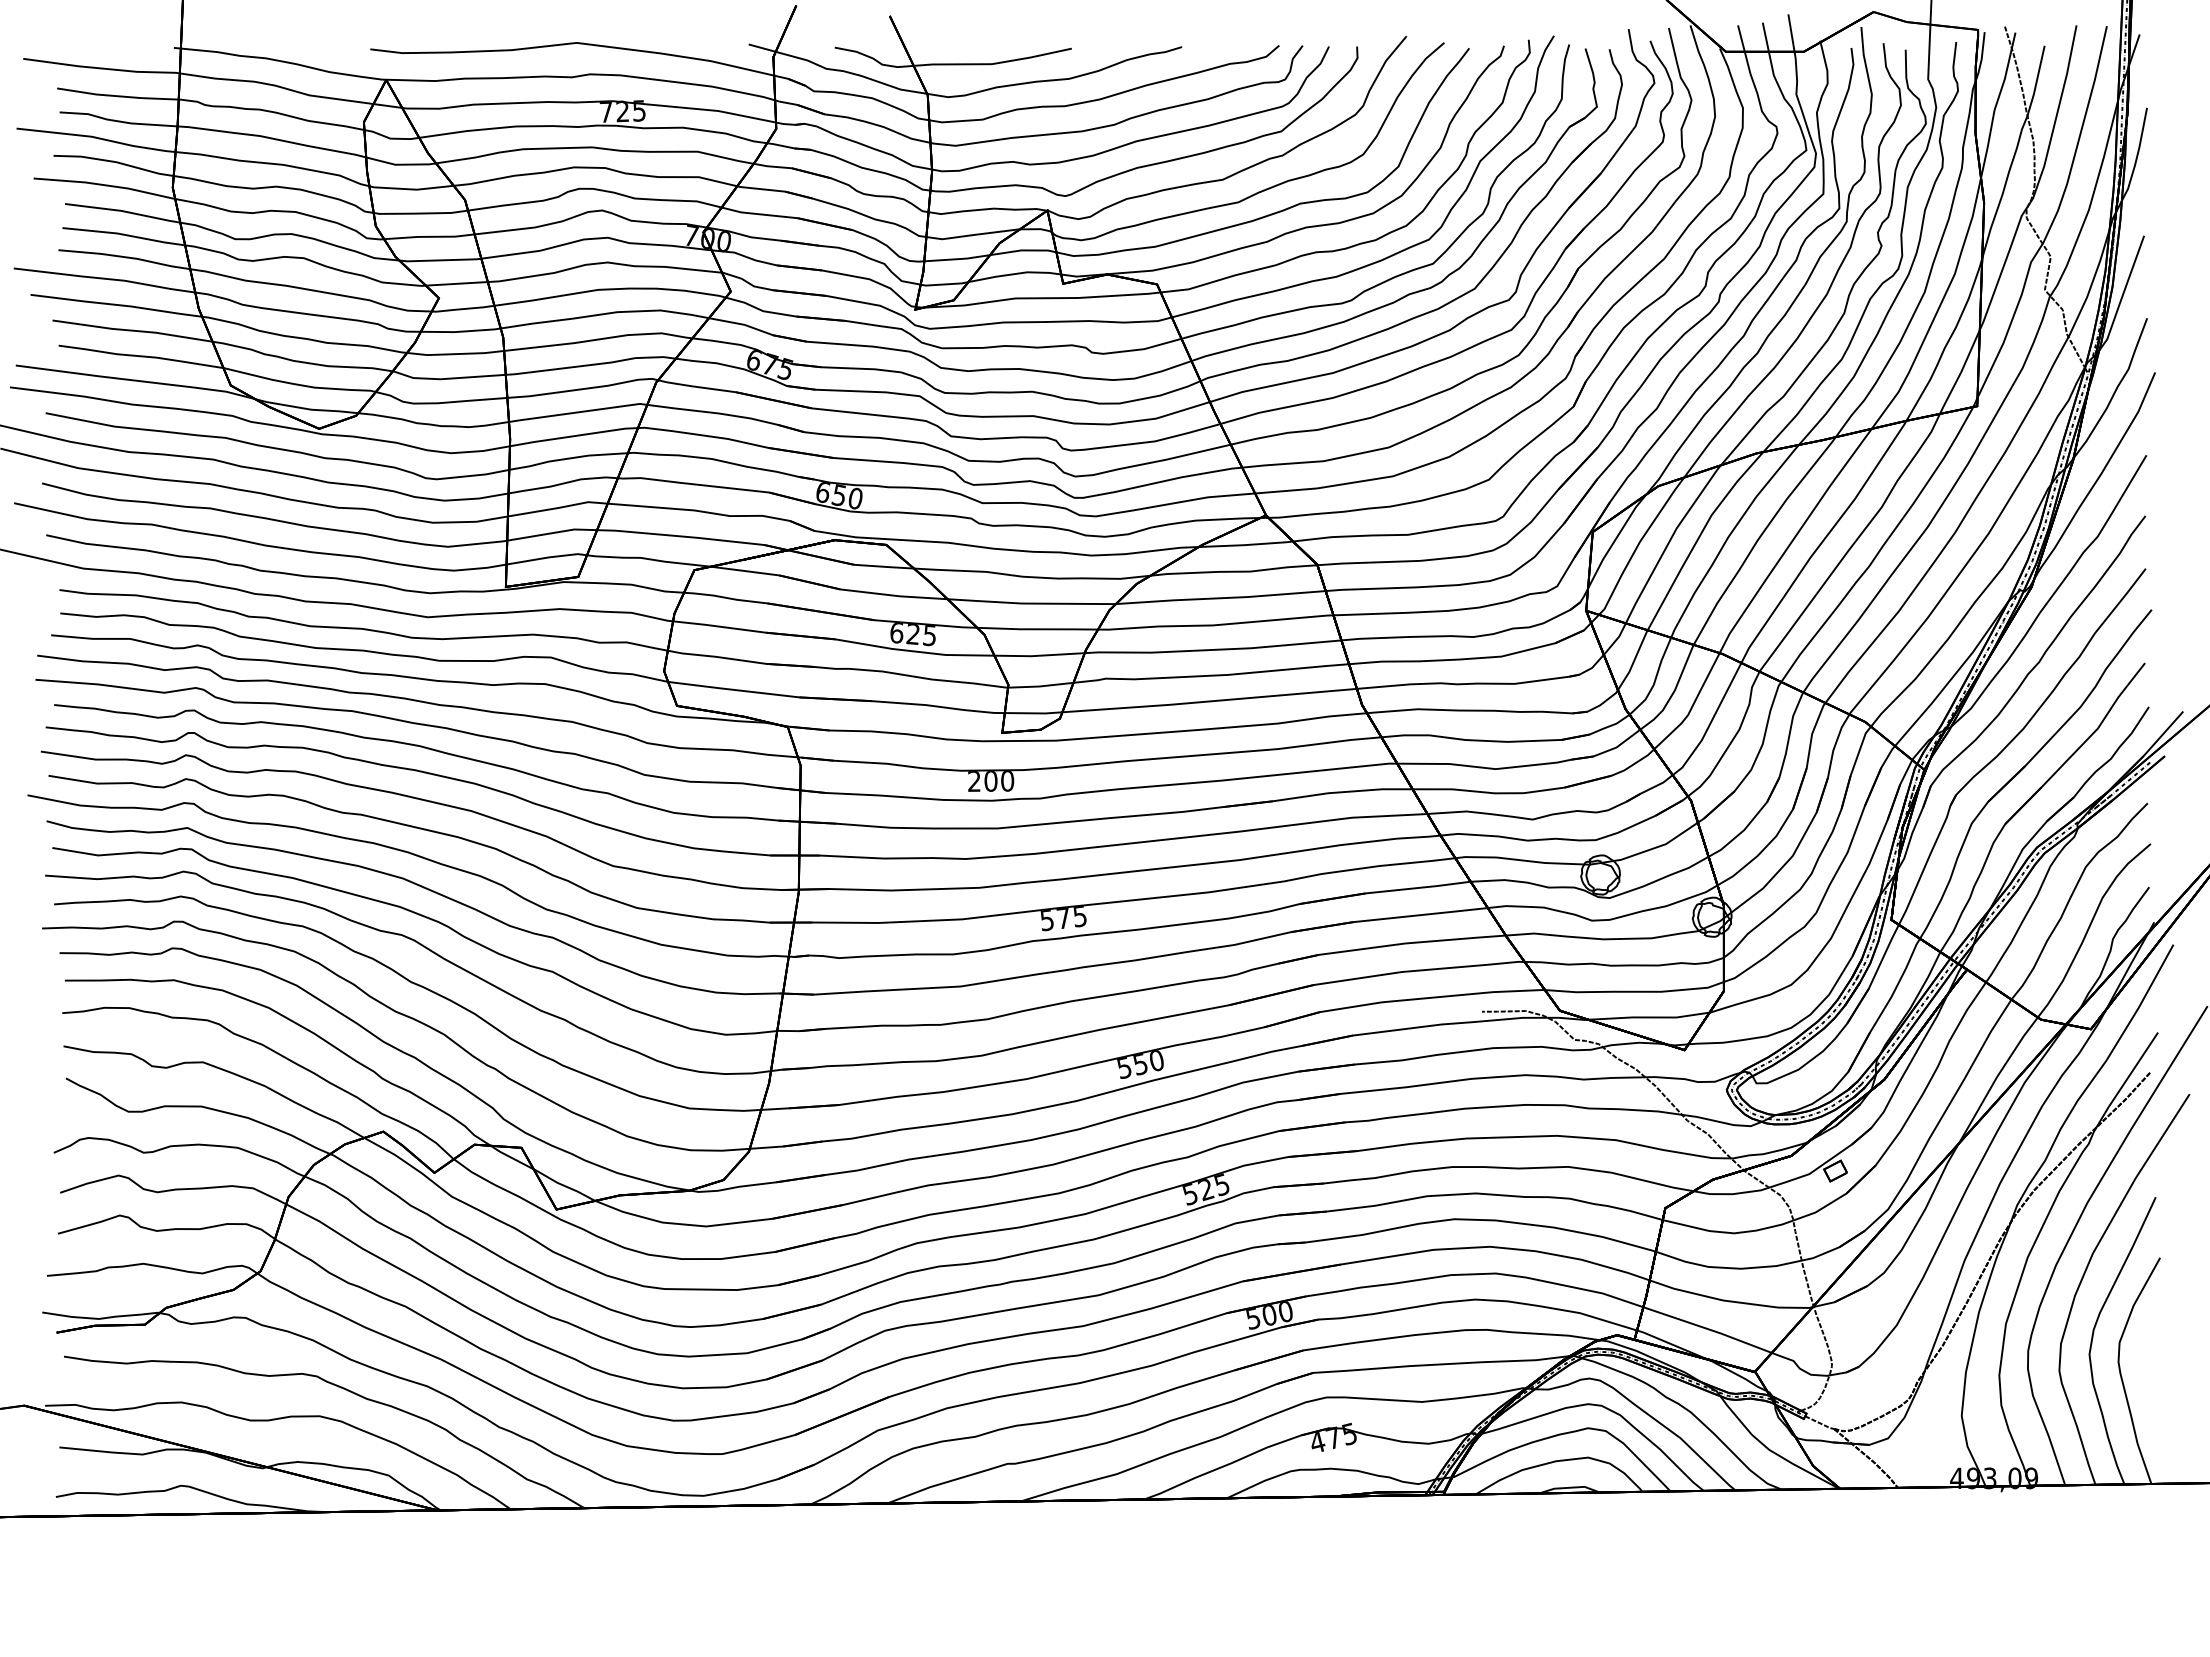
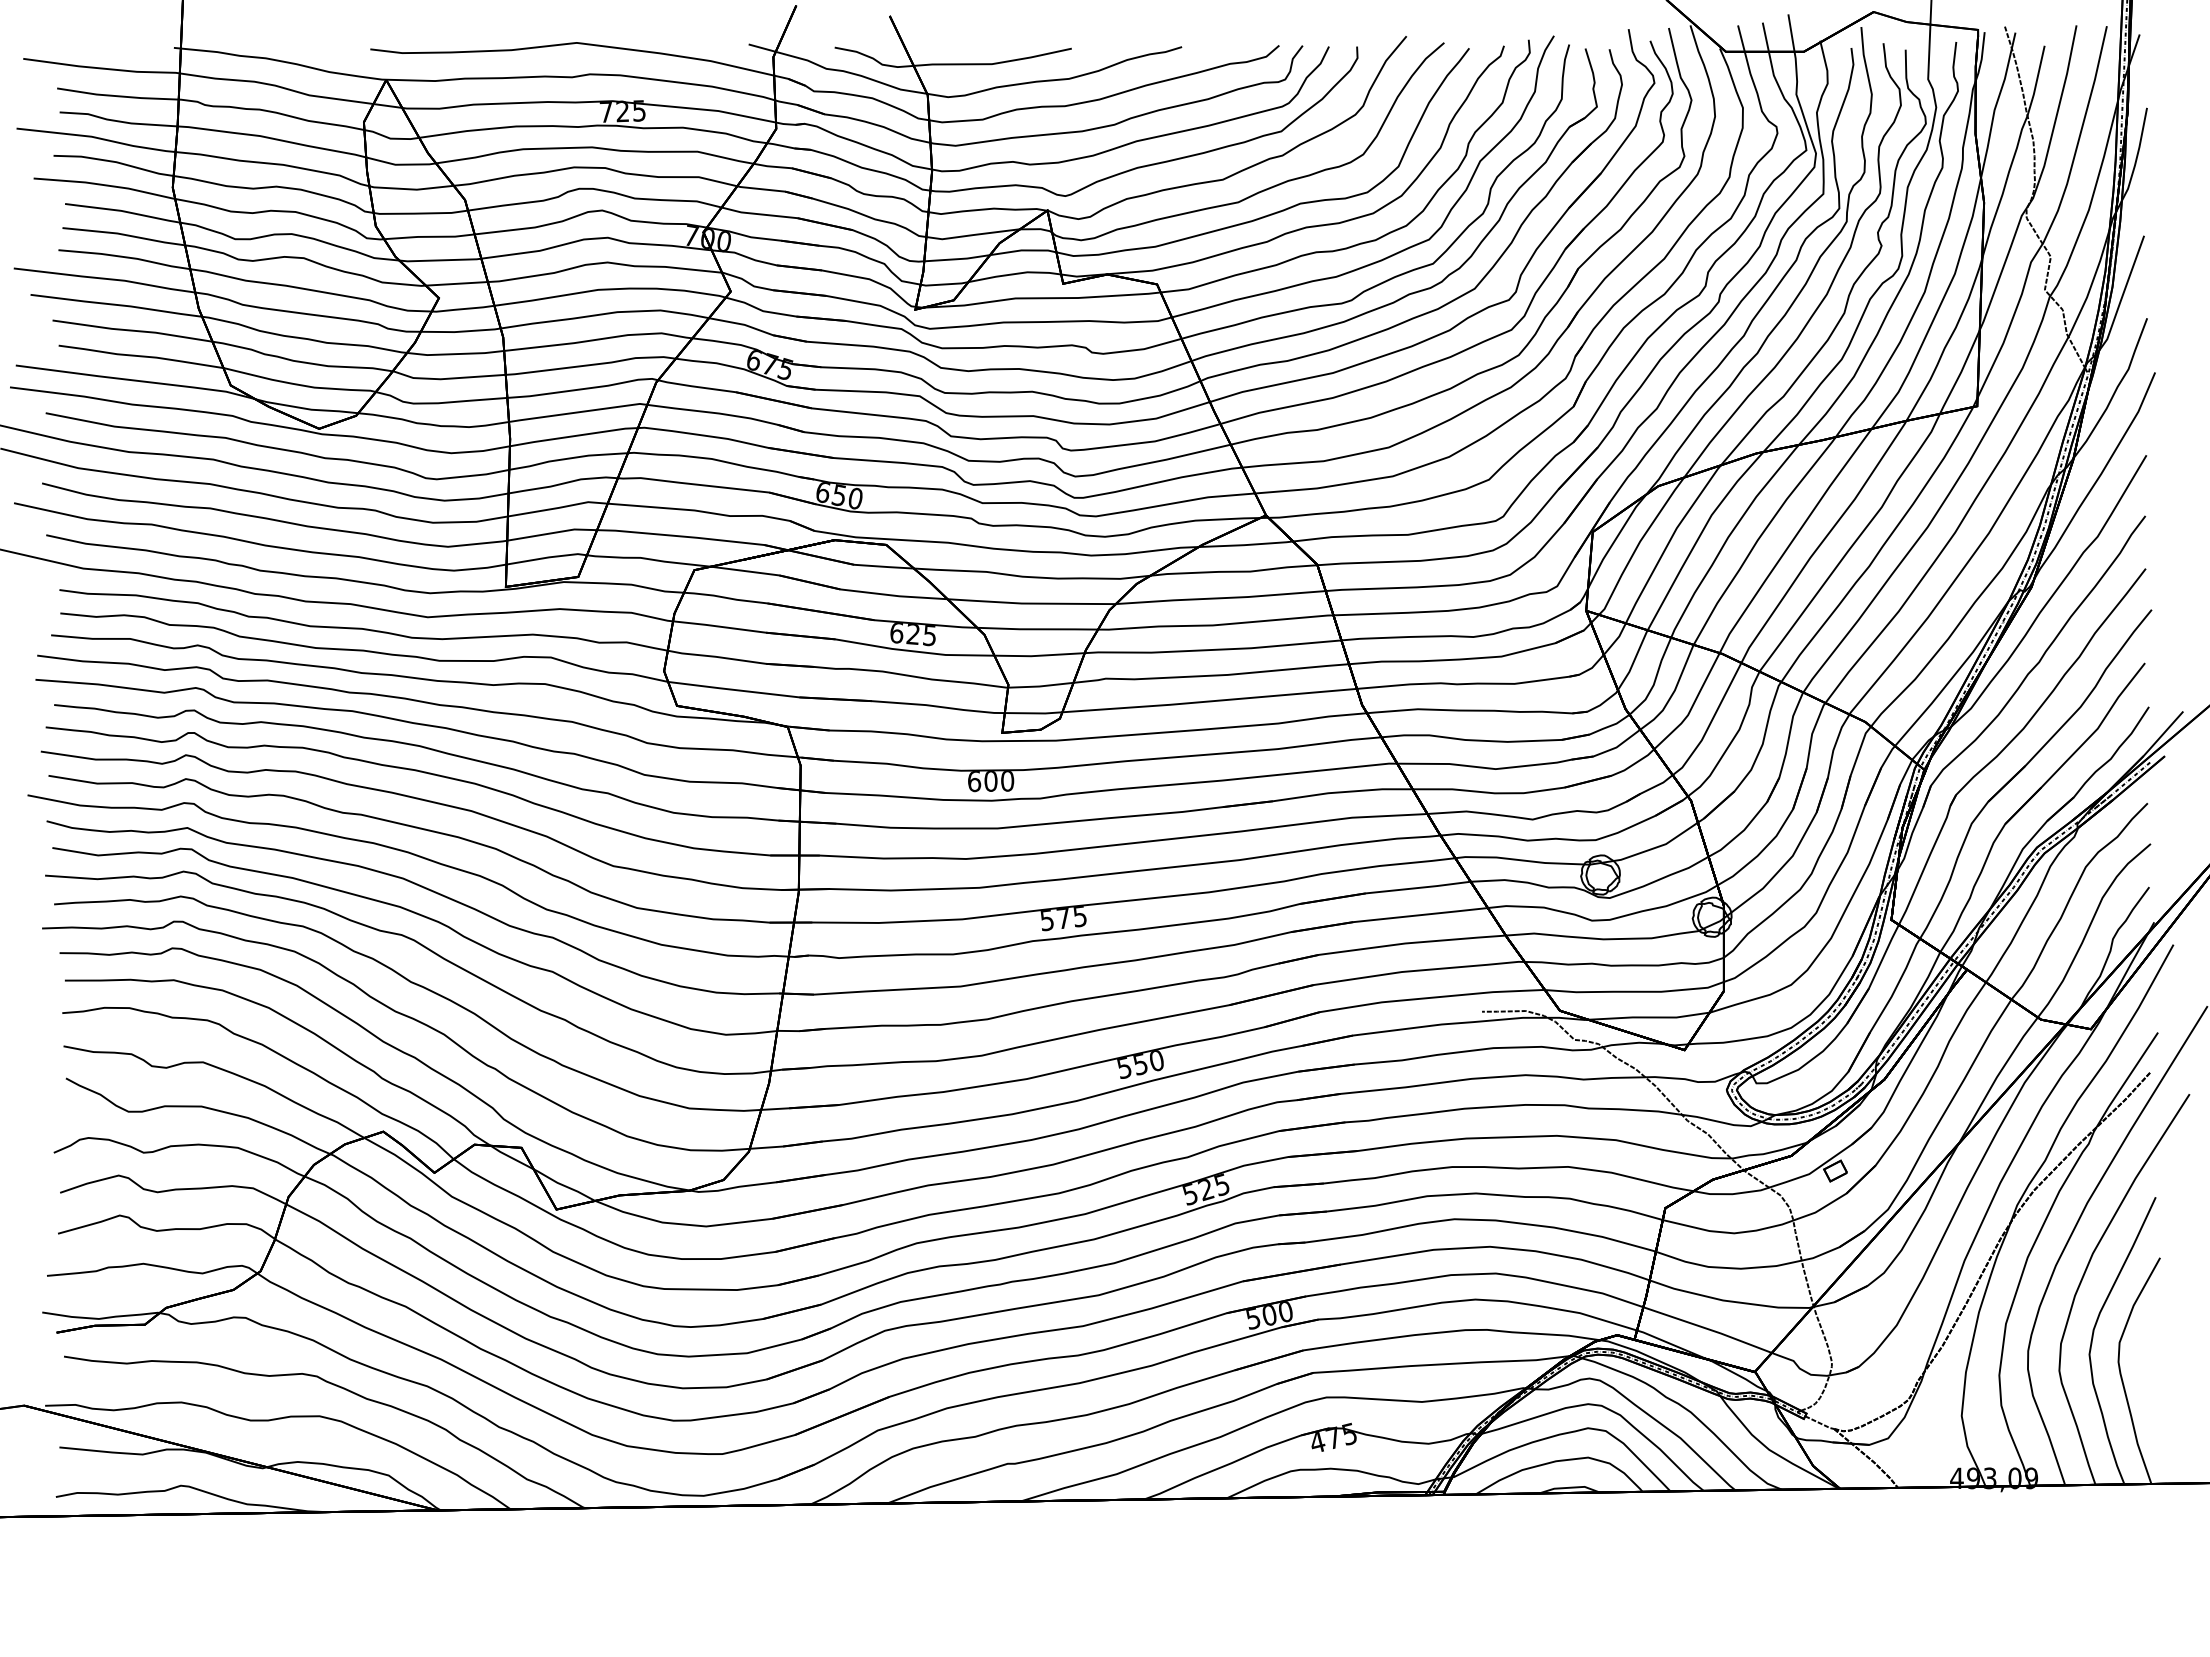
text: 200 -> 600 (974, 781)
